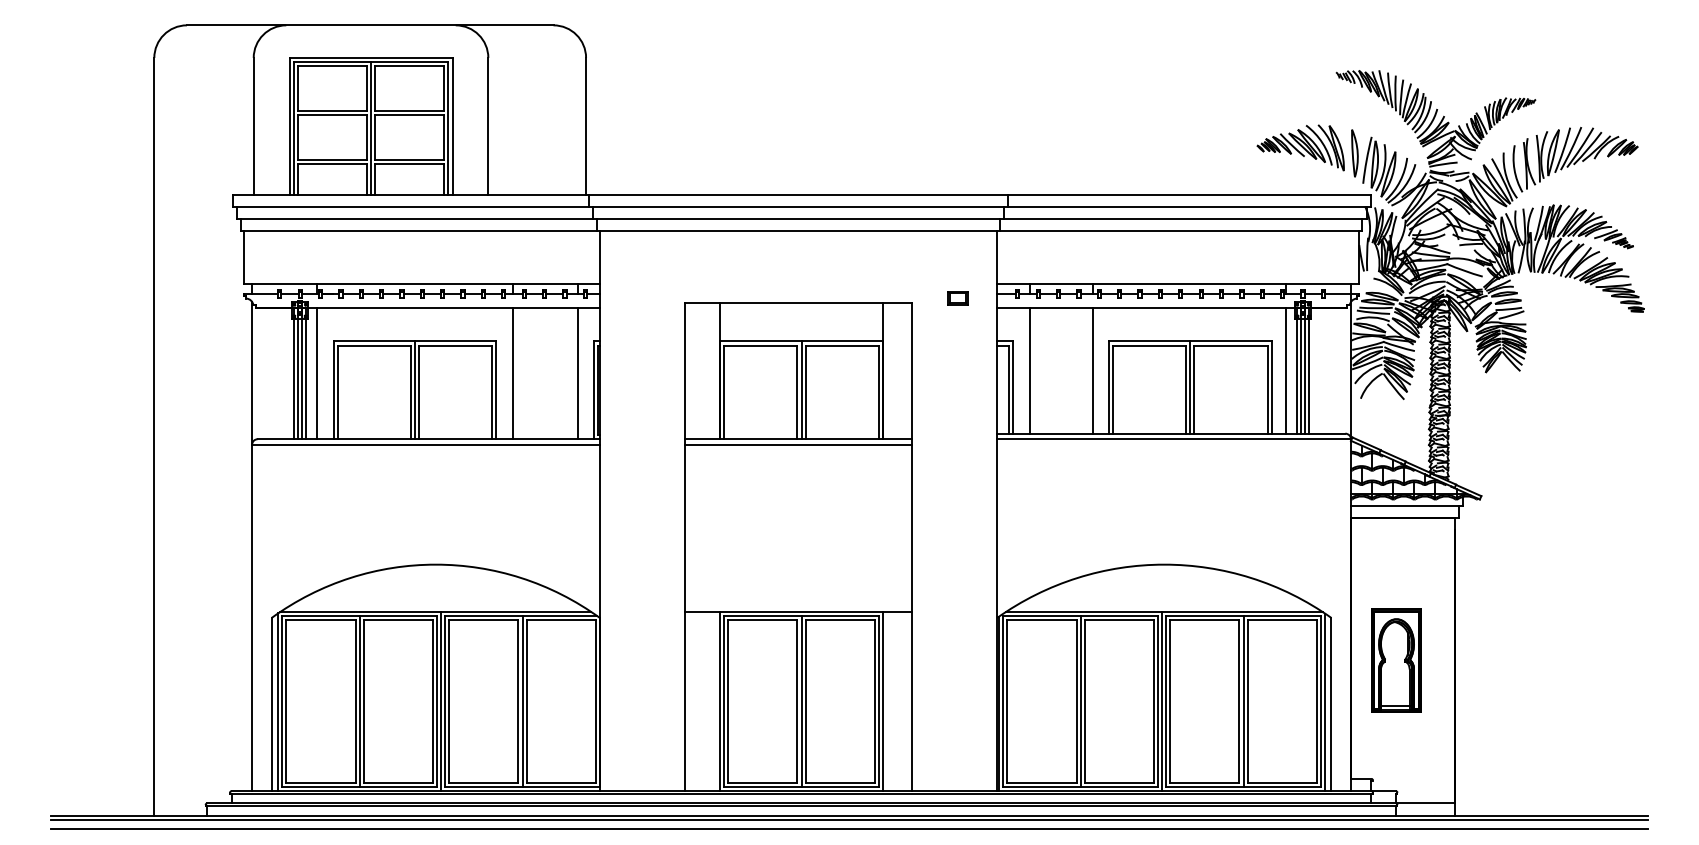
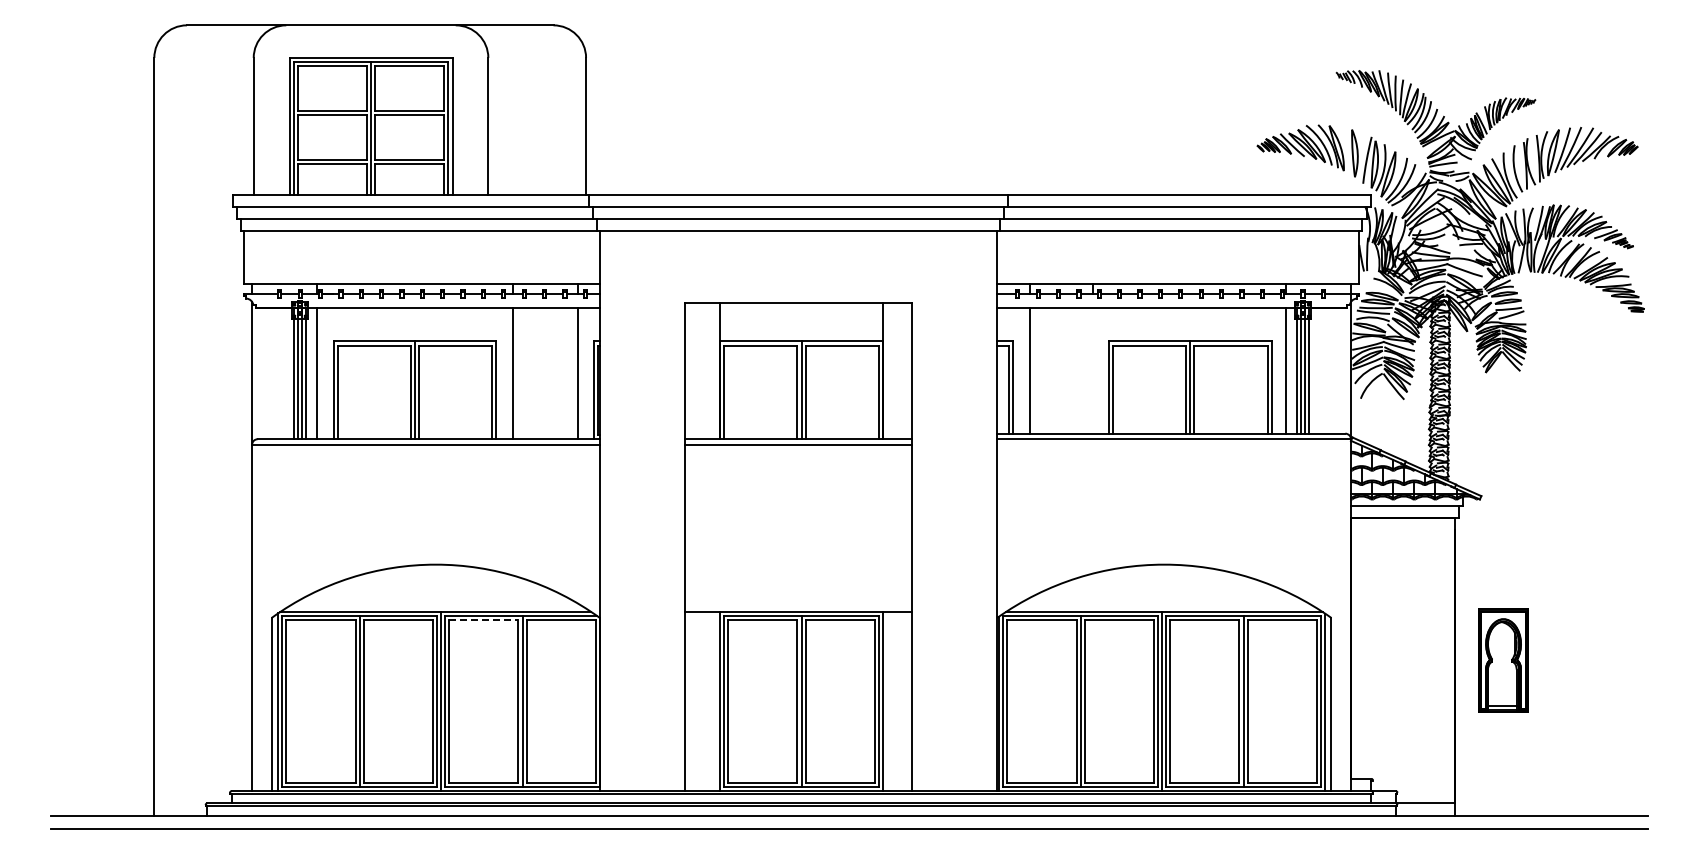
part: present -> none (957, 298)
line: present -> none (1092, 370)
line: solid -> dashed (483, 620)
part position: (1396, 660) -> (1503, 660) (1503, 660)
line: present -> none (849, 819)
